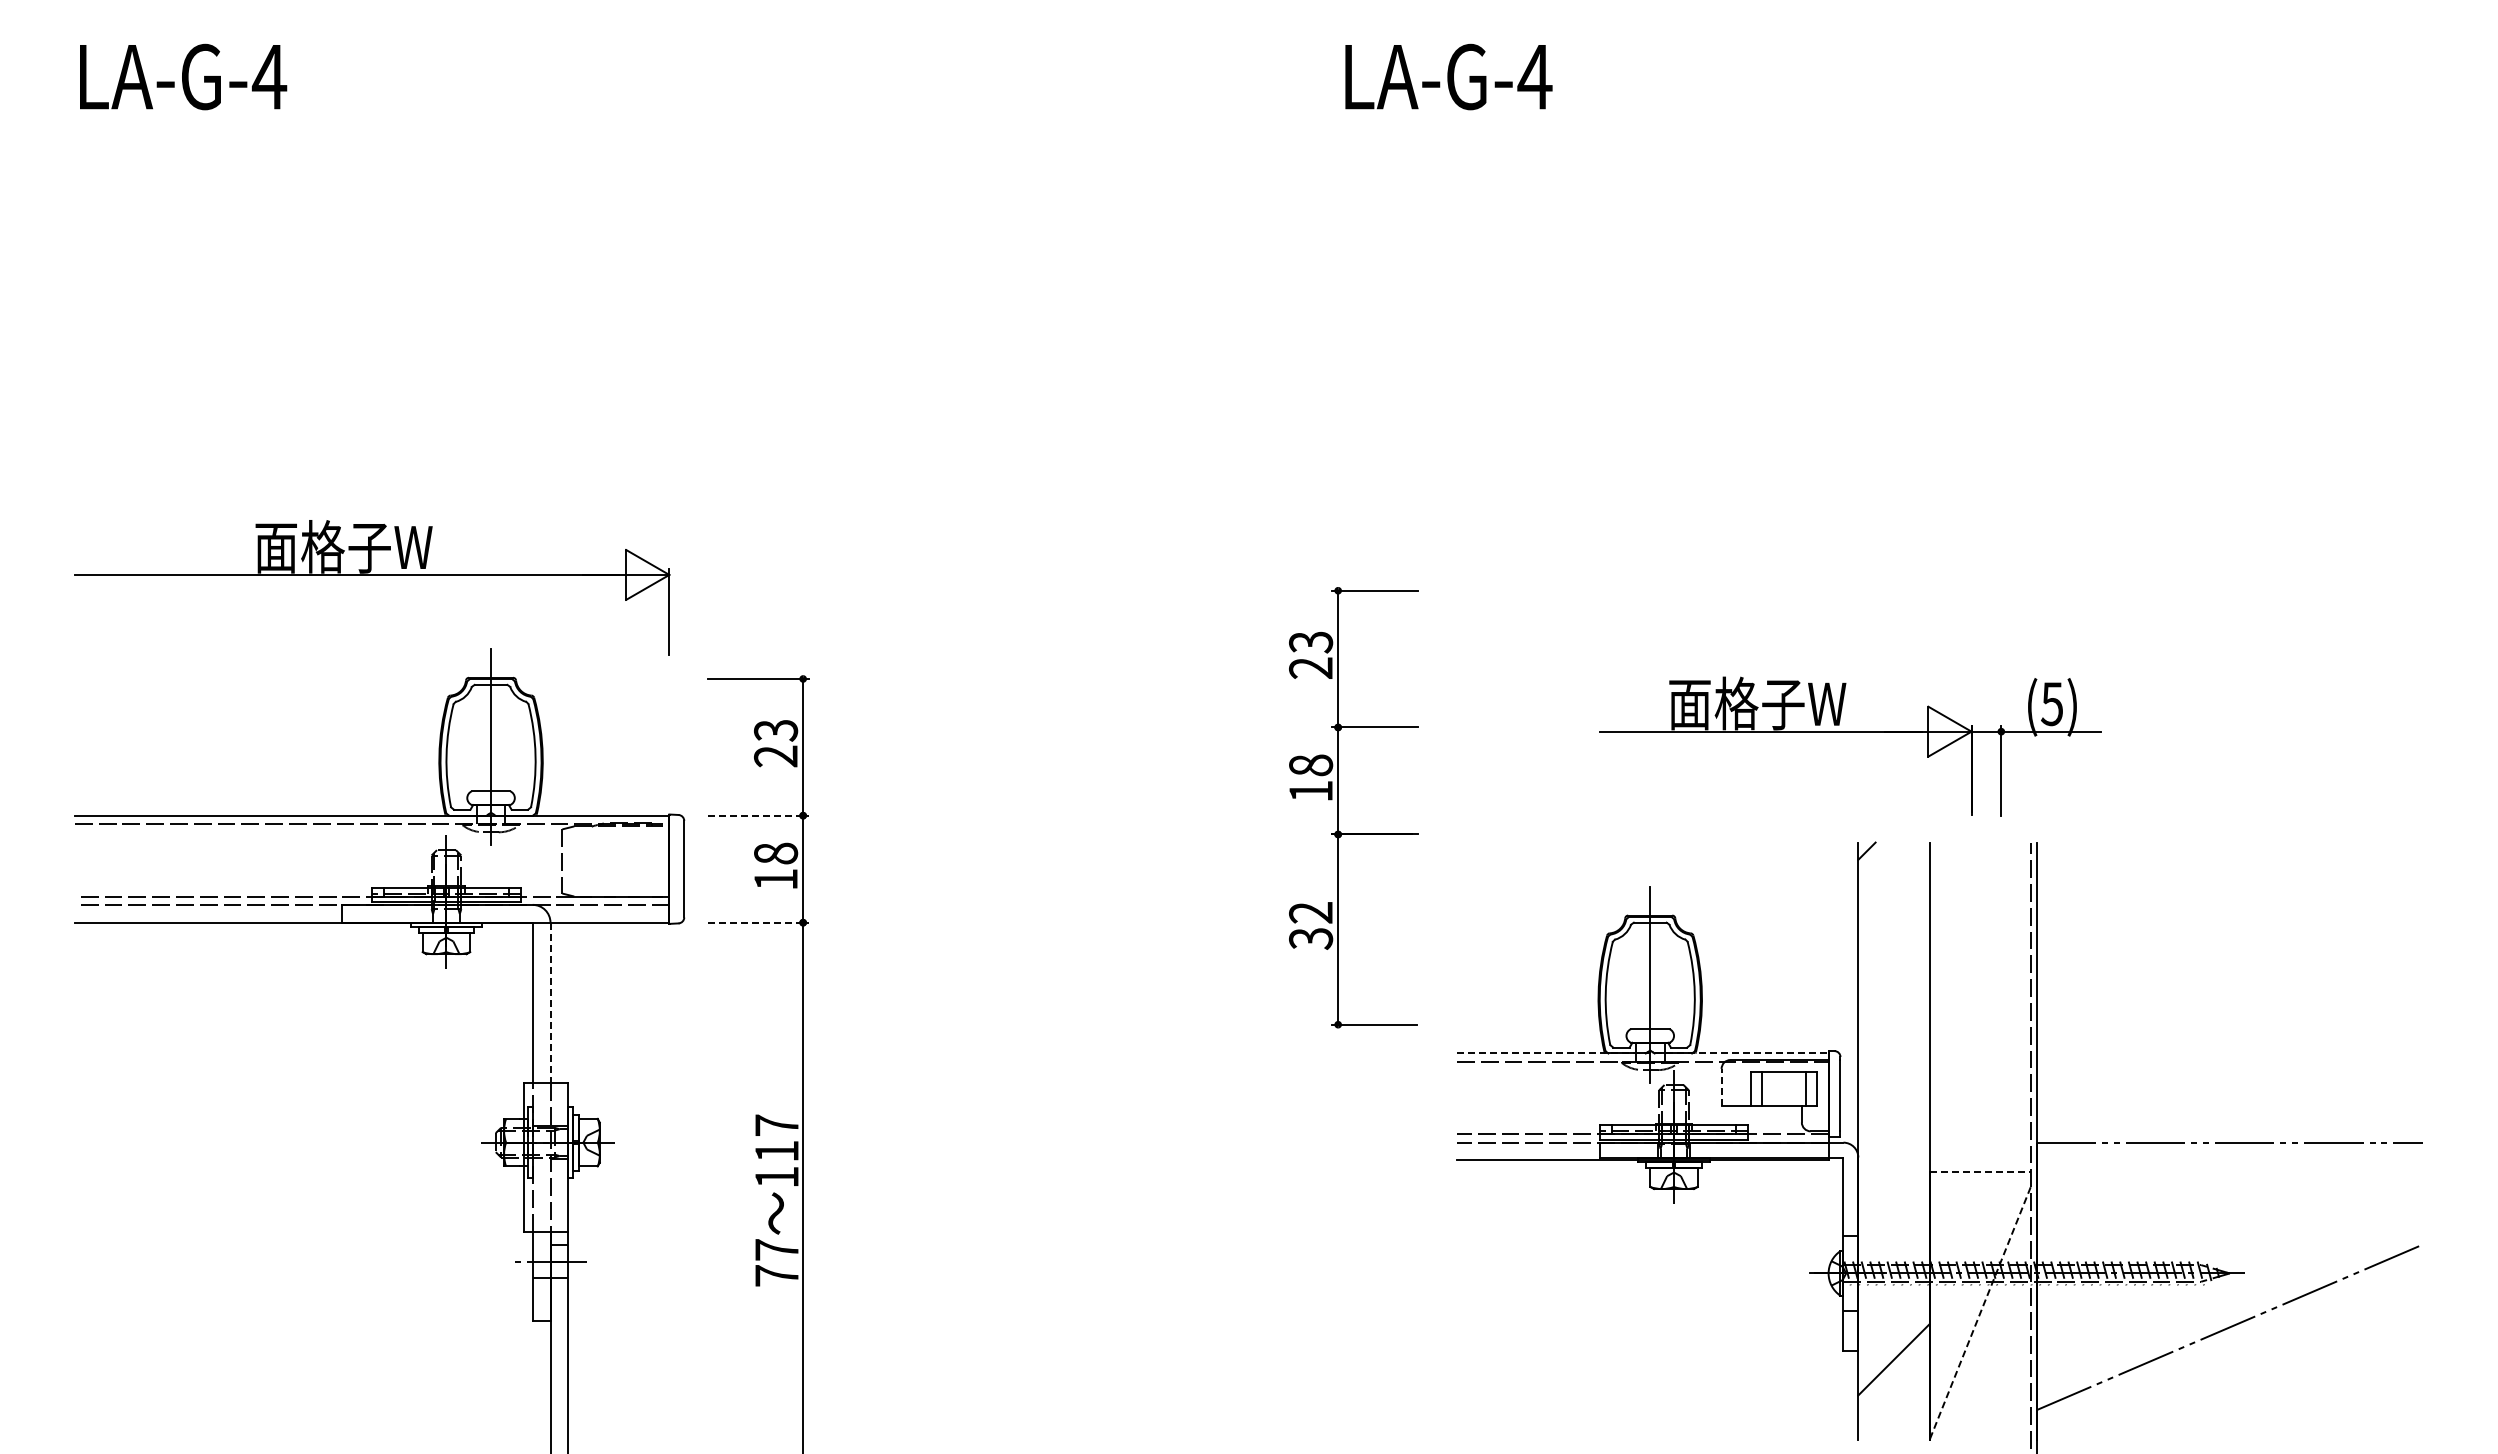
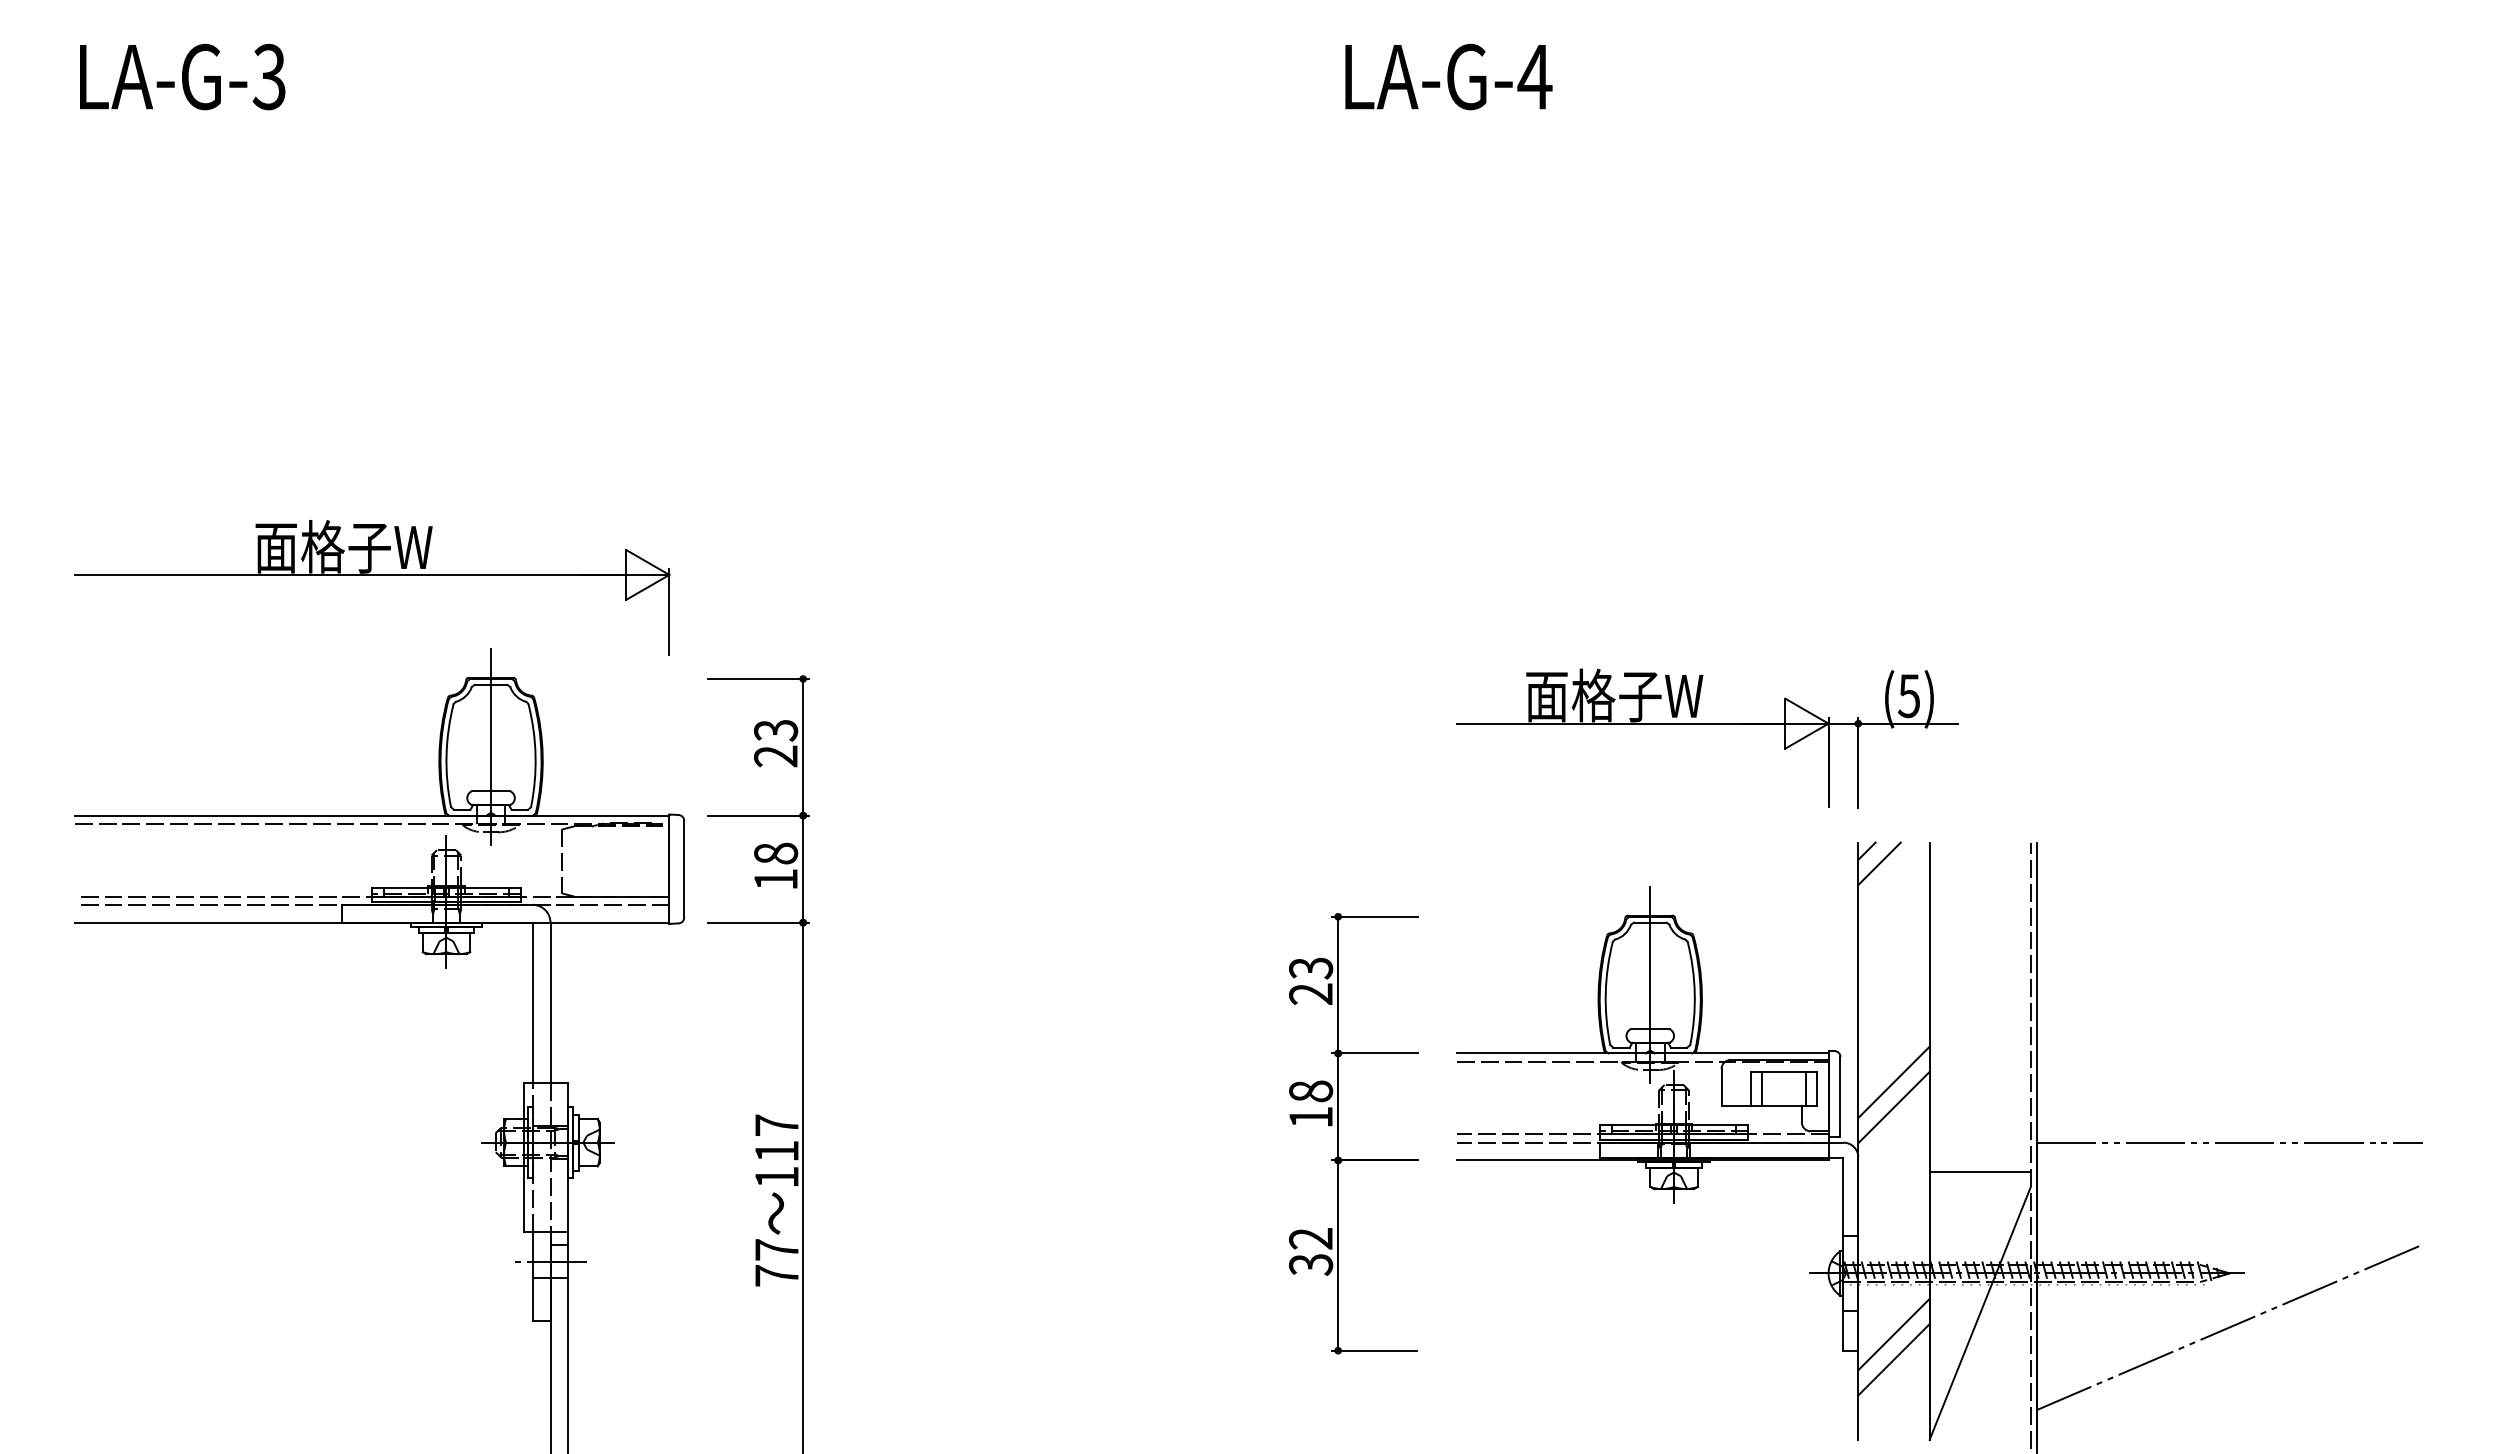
text: LA-G-4 -> LA-G-3 (269, 76)
part position: (1850, 732) -> (1707, 724) (1707, 724)
part position: (1338, 807) -> (1338, 1133) (1338, 1133)
line: dashed -> solid (758, 815)
line: none -> present (1879, 863)
line: dashed -> solid (758, 922)
line: dashed -> solid (550, 1003)
line: dashed -> solid (1642, 1053)
line: none -> present (1893, 1082)
line: dashed -> solid (1721, 1087)
line: none -> present (1893, 1107)
line: dashed -> solid (1980, 1172)
line: dashed -> solid (1980, 1314)
line: none -> present (1893, 1334)
